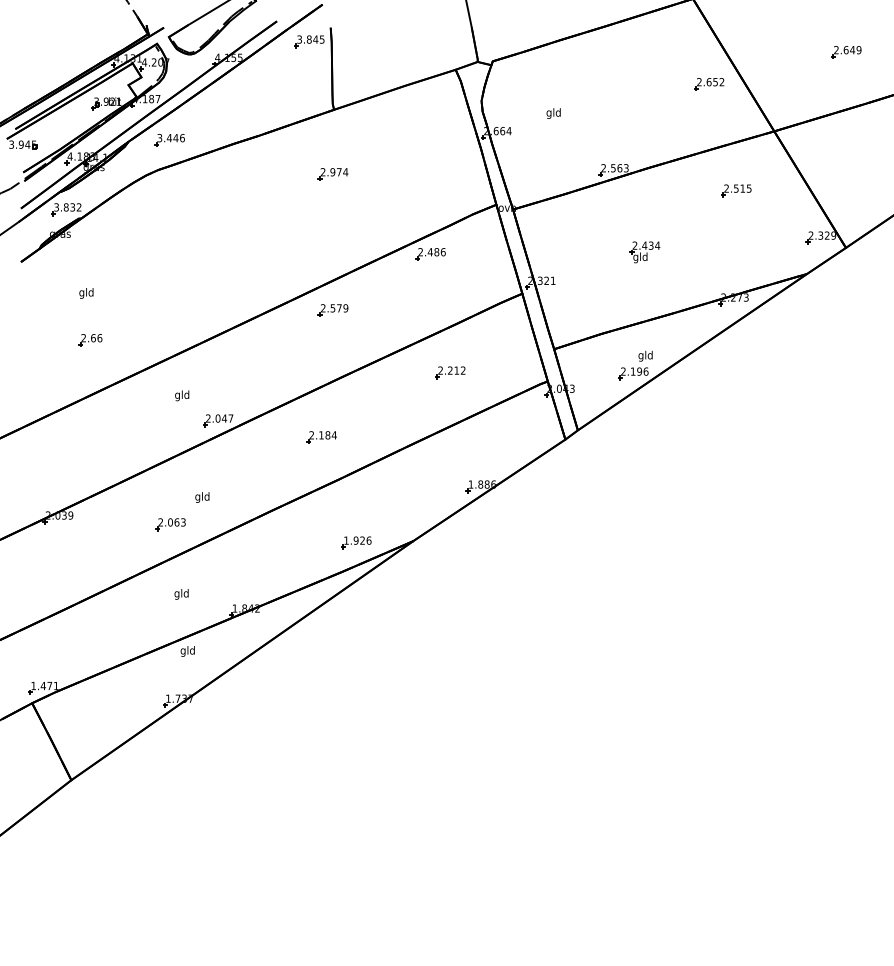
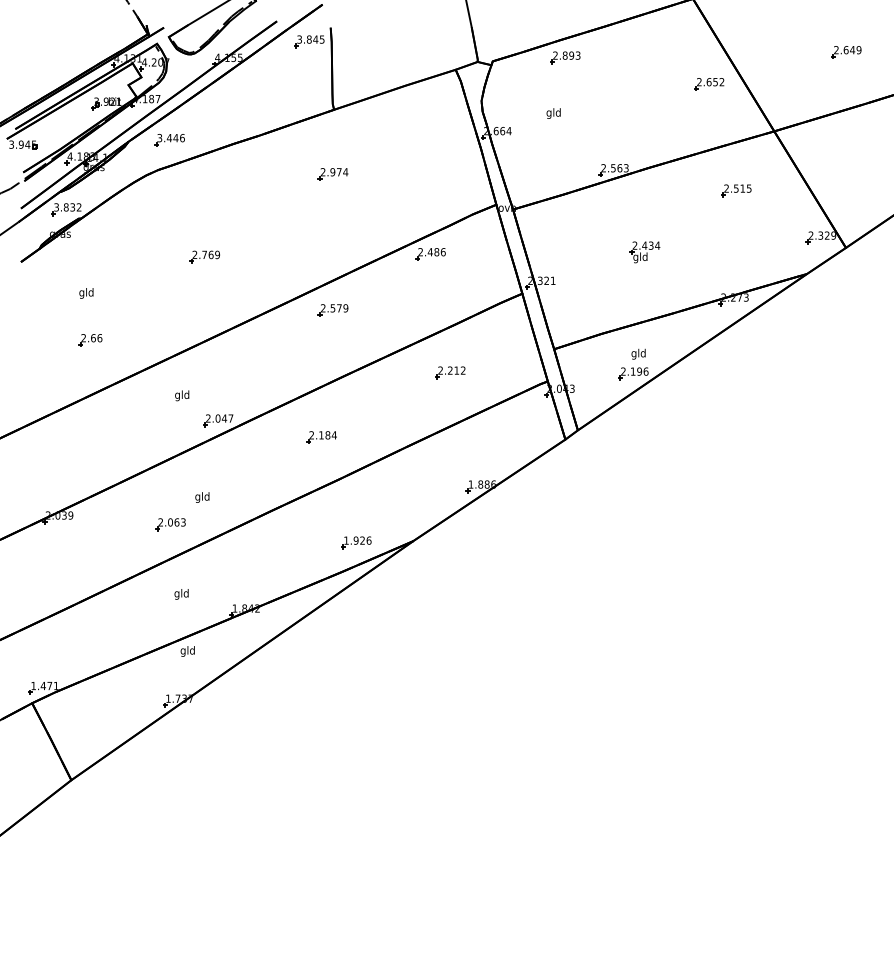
part: none -> present (565, 57)
part: none -> present (204, 256)
text position: (645, 355) -> (638, 353) (638, 353)
